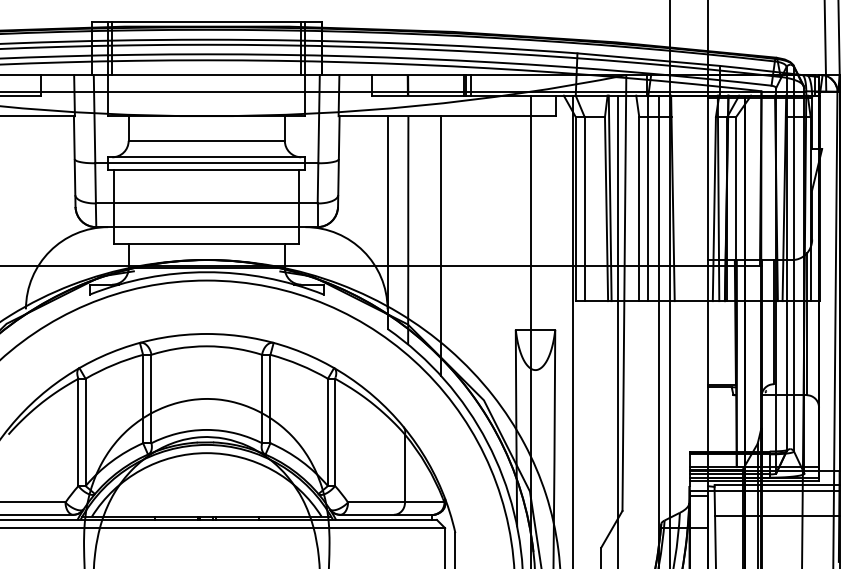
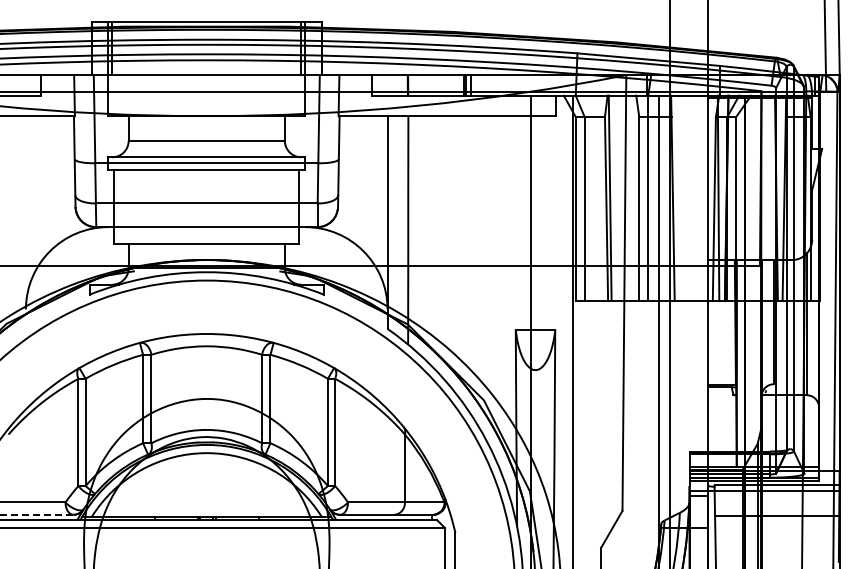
line: present -> none (441, 246)
line: present -> none (617, 330)
line: solid -> dashed (36, 514)
